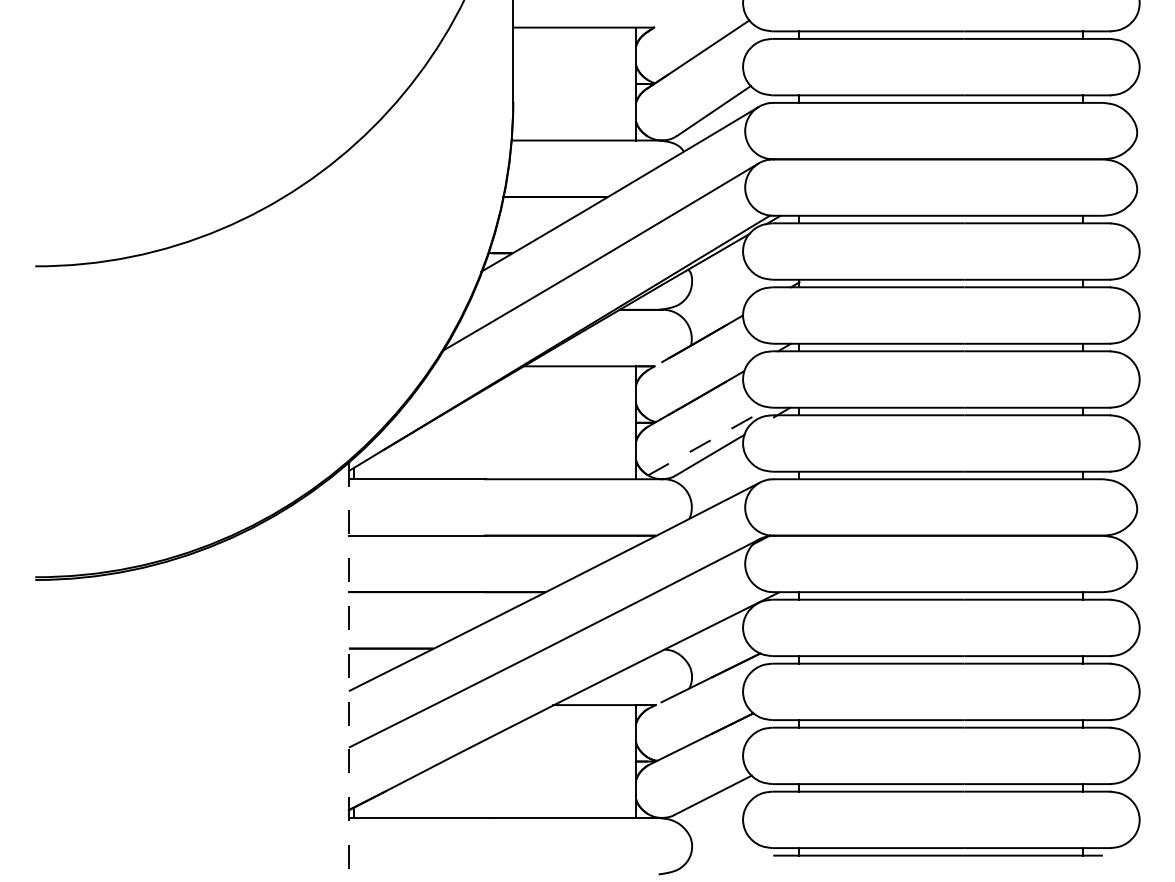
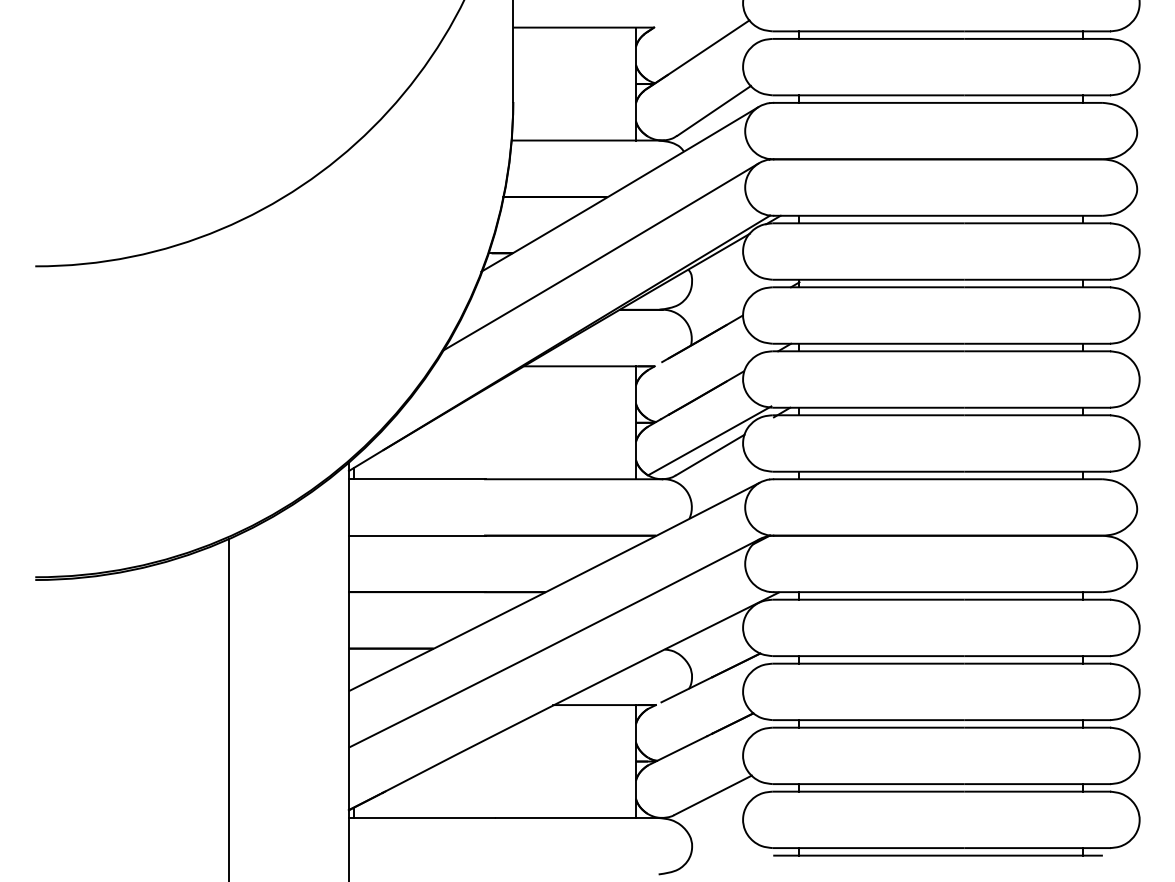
line: dashed -> solid (709, 440)
line: dashed -> solid (348, 672)
line: none -> present (229, 708)
